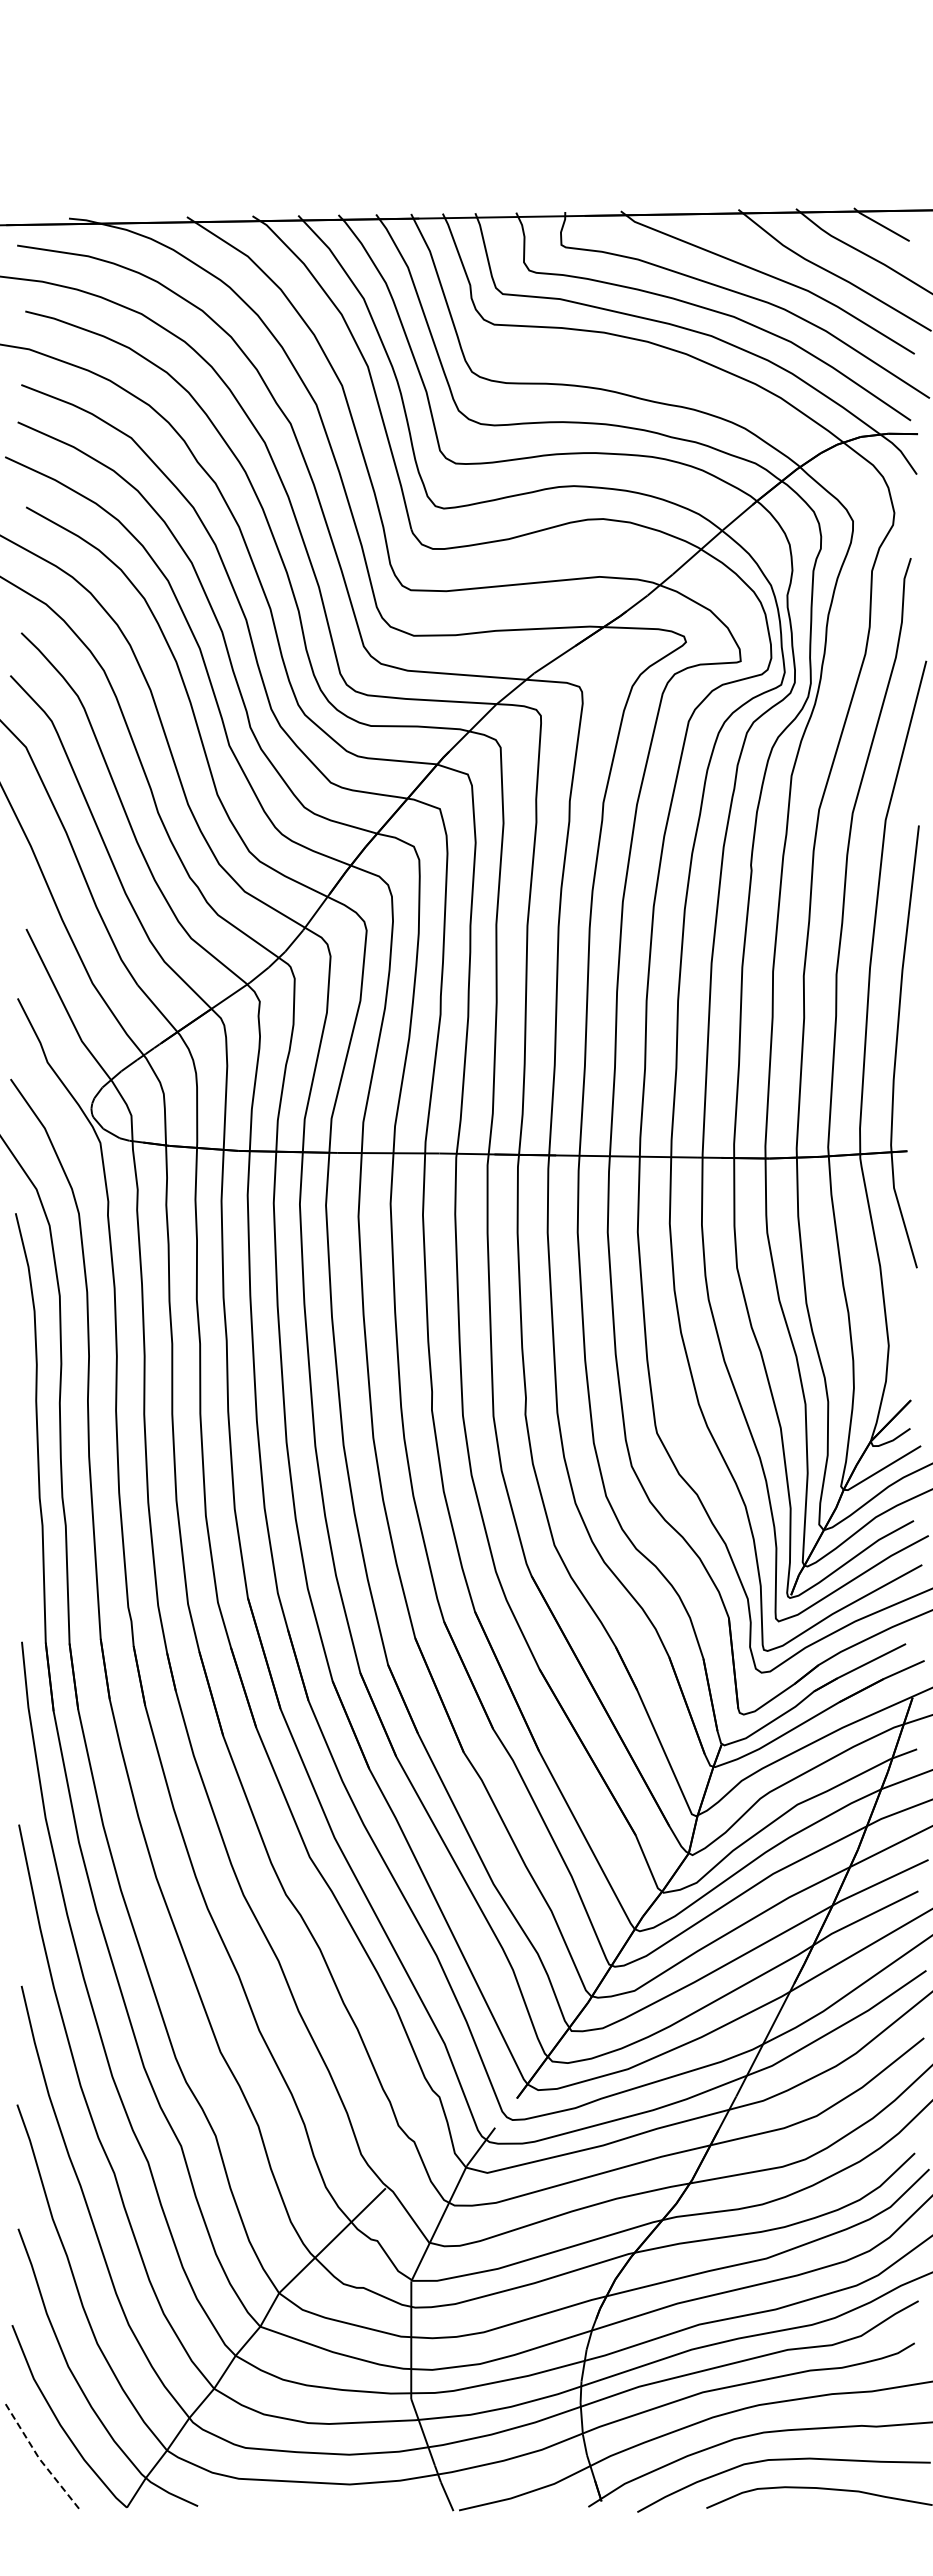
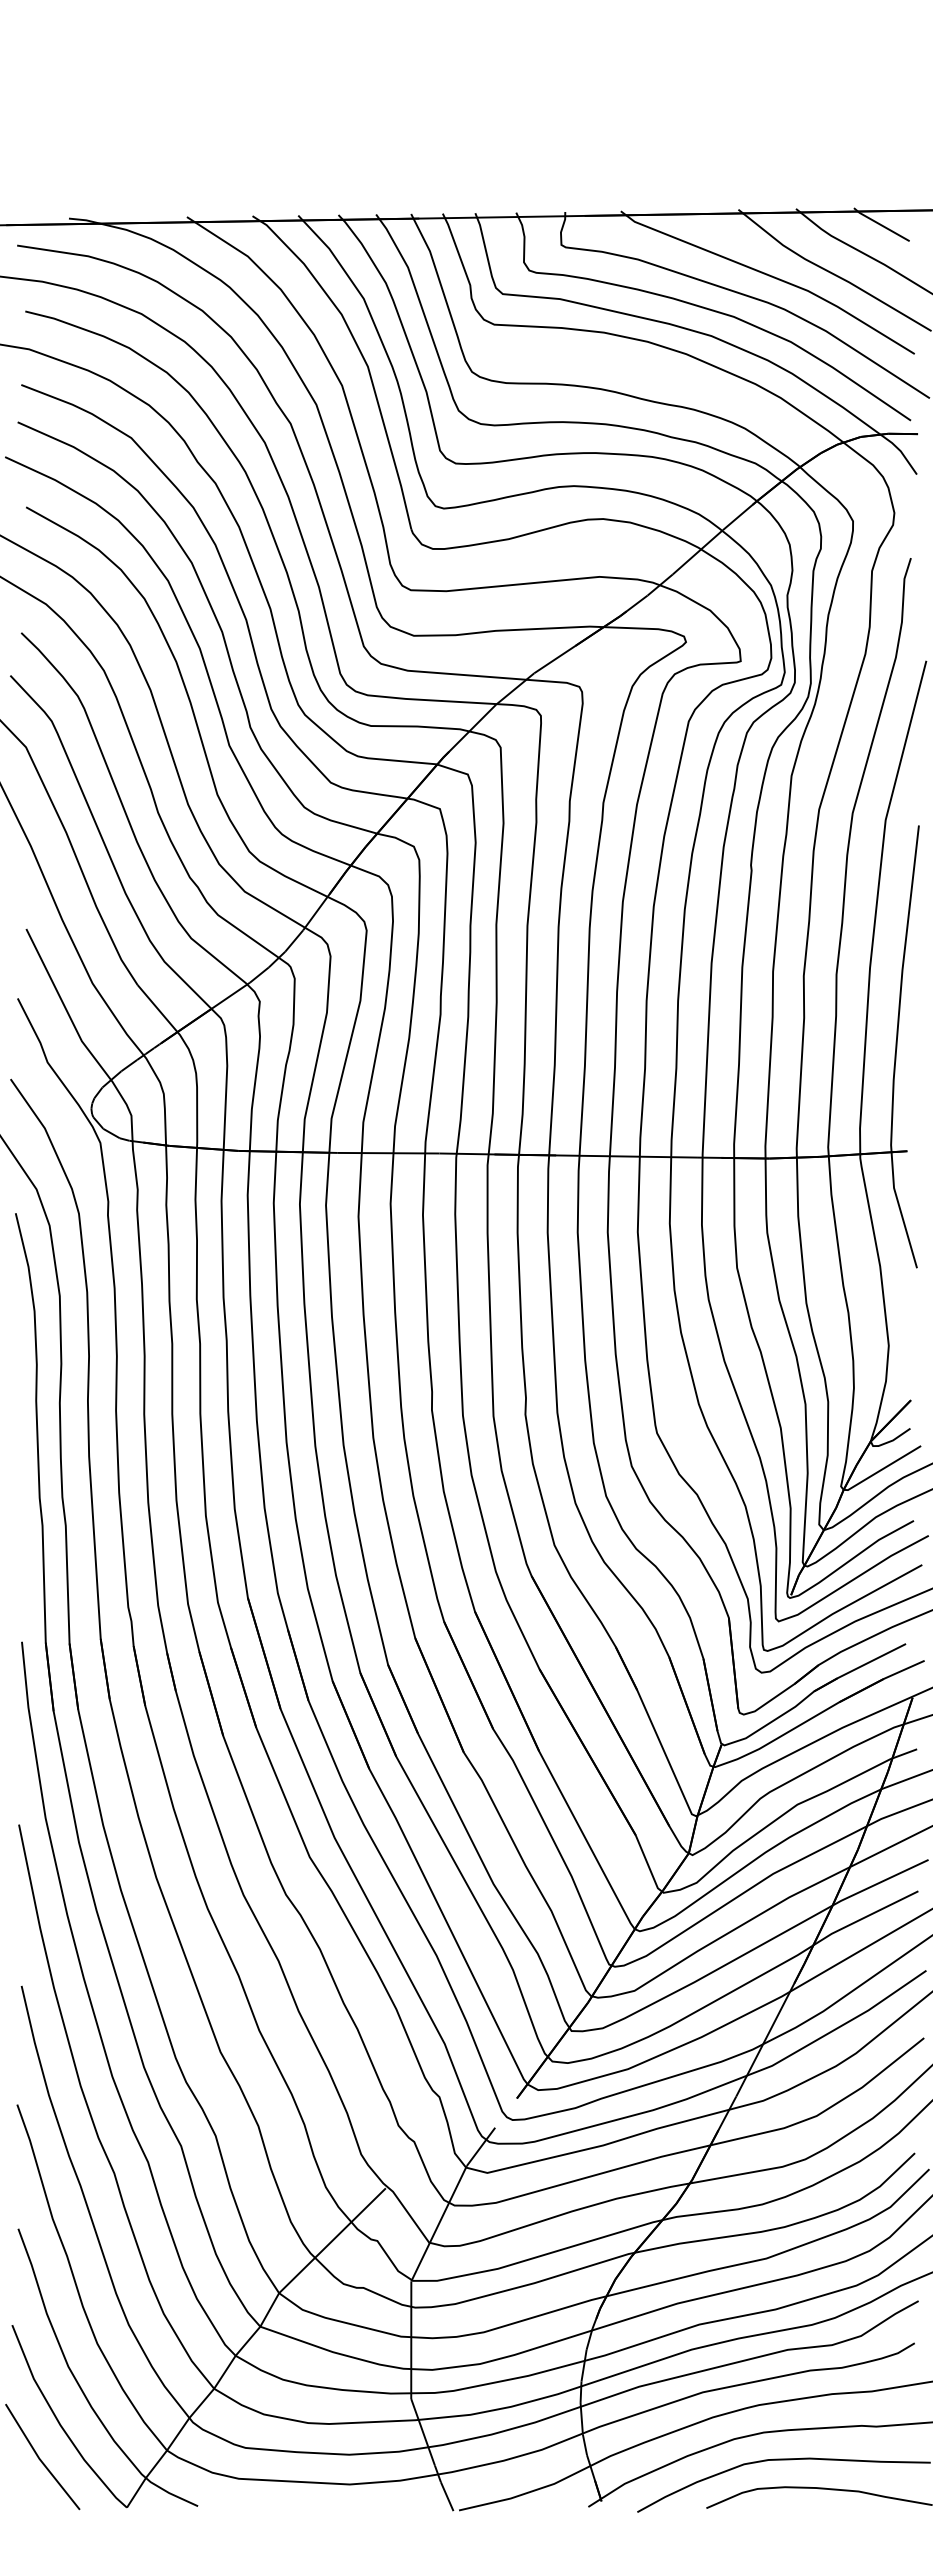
line: dashed -> solid (39, 2458)
